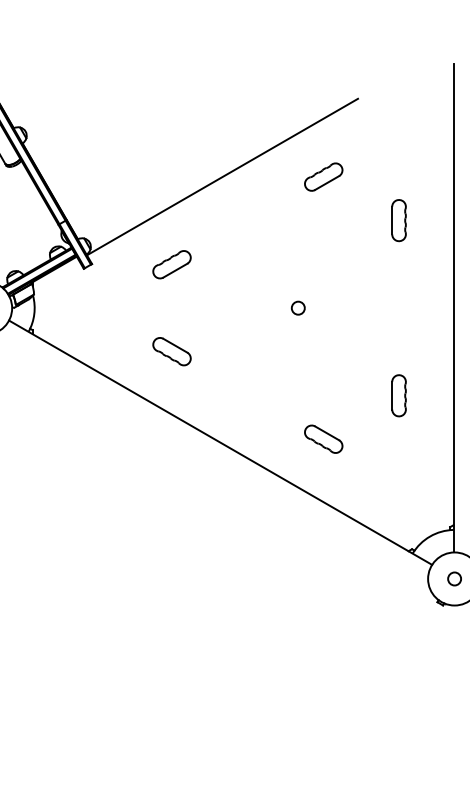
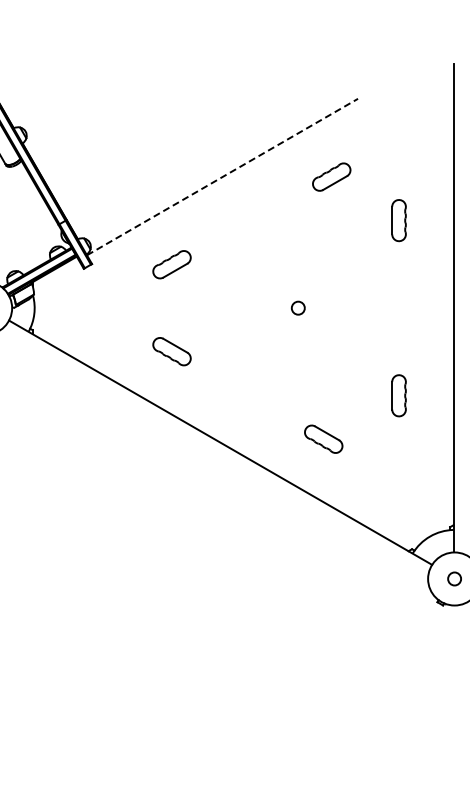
line: solid -> dashed (222, 176)
part position: (323, 176) -> (331, 176) (331, 176)
